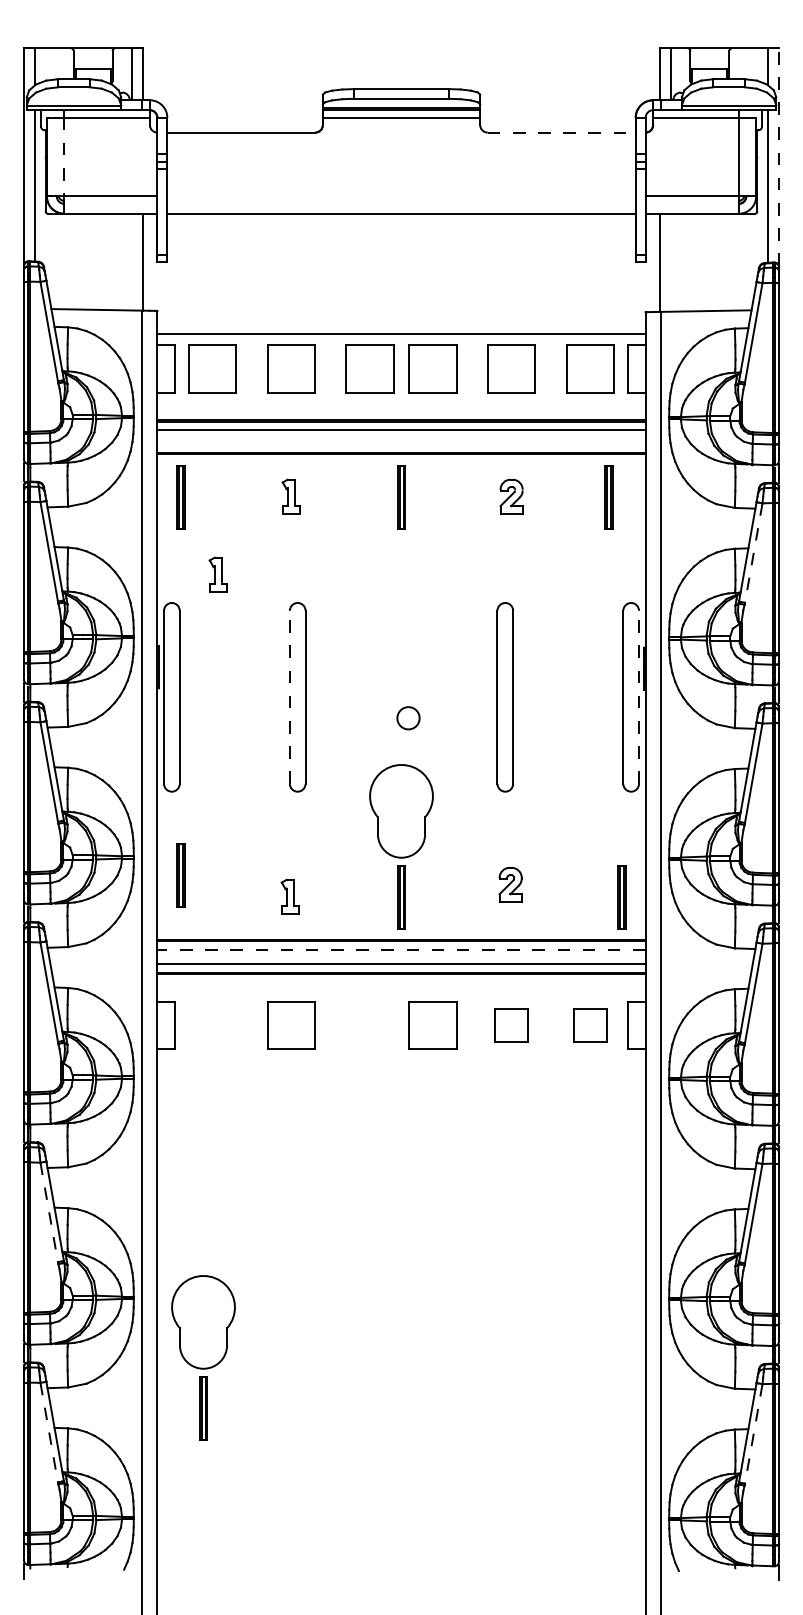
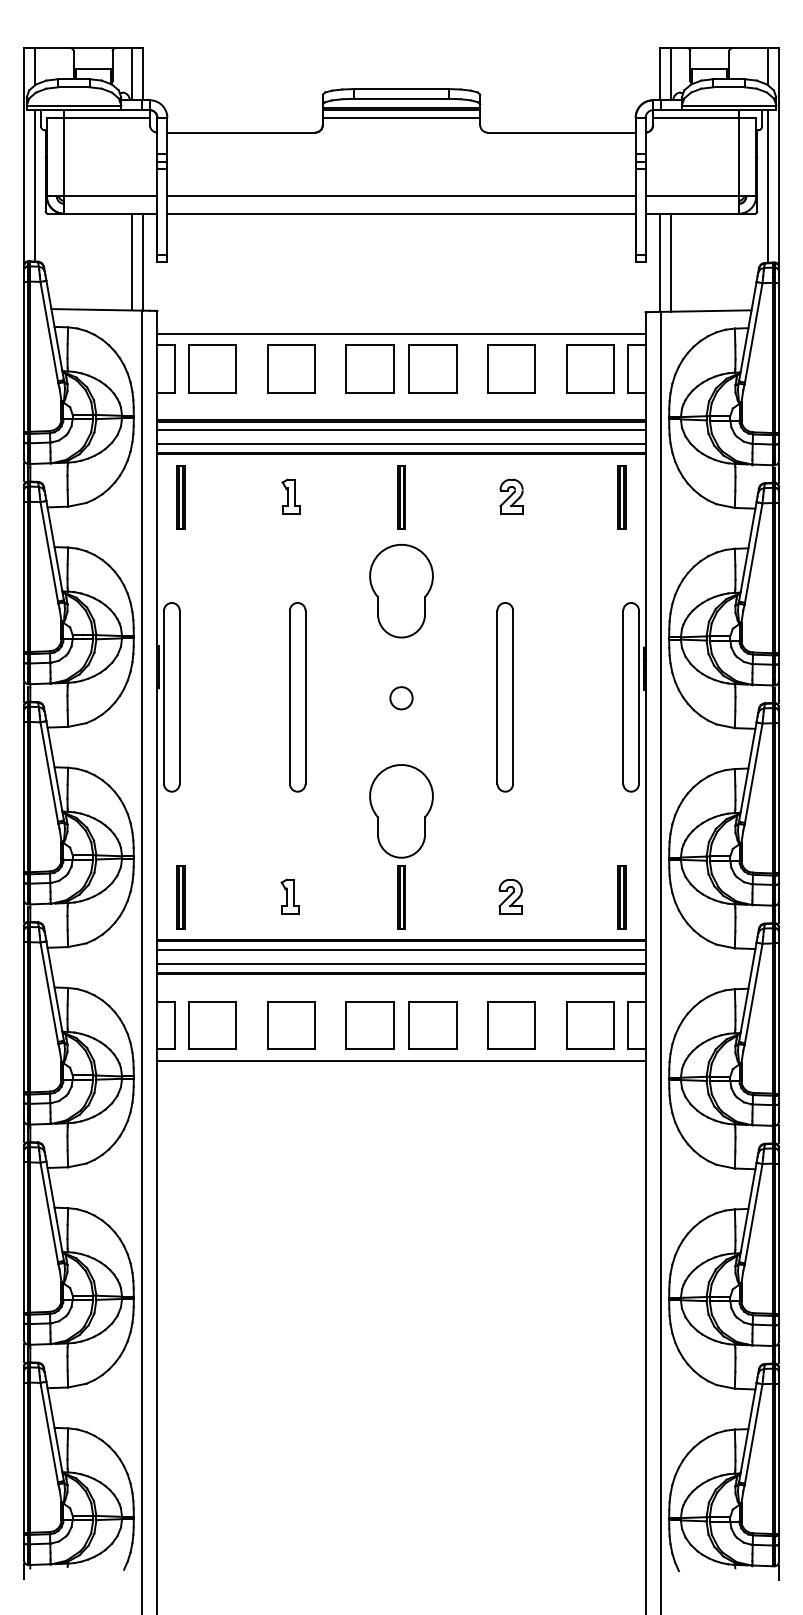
line: dashed -> solid (562, 132)
line: dashed -> solid (64, 157)
line: dashed -> solid (778, 157)
line: none -> present (401, 196)
line: none -> present (131, 261)
line: none -> present (671, 262)
line: none -> present (401, 444)
part position: (608, 497) -> (621, 497) (621, 497)
line: dashed -> solid (753, 553)
part: present -> none (217, 574)
part: none -> present (401, 591)
line: dashed -> solid (289, 697)
line: dashed -> solid (639, 697)
circle position: (408, 718) -> (401, 698) (401, 698)
part position: (180, 875) -> (180, 897) (180, 897)
part position: (510, 884) -> (510, 896) (510, 896)
line: dashed -> solid (400, 950)
part: none -> present (212, 1025)
part: none -> present (369, 1025)
part size: 35x35 px -> 49x49 px (511, 1025)
part size: 35x35 px -> 49x49 px (590, 1025)
line: none -> present (401, 1060)
line: dashed -> solid (49, 1212)
part: present -> none (203, 1357)
line: dashed -> solid (49, 1433)
line: dashed -> solid (753, 1434)
